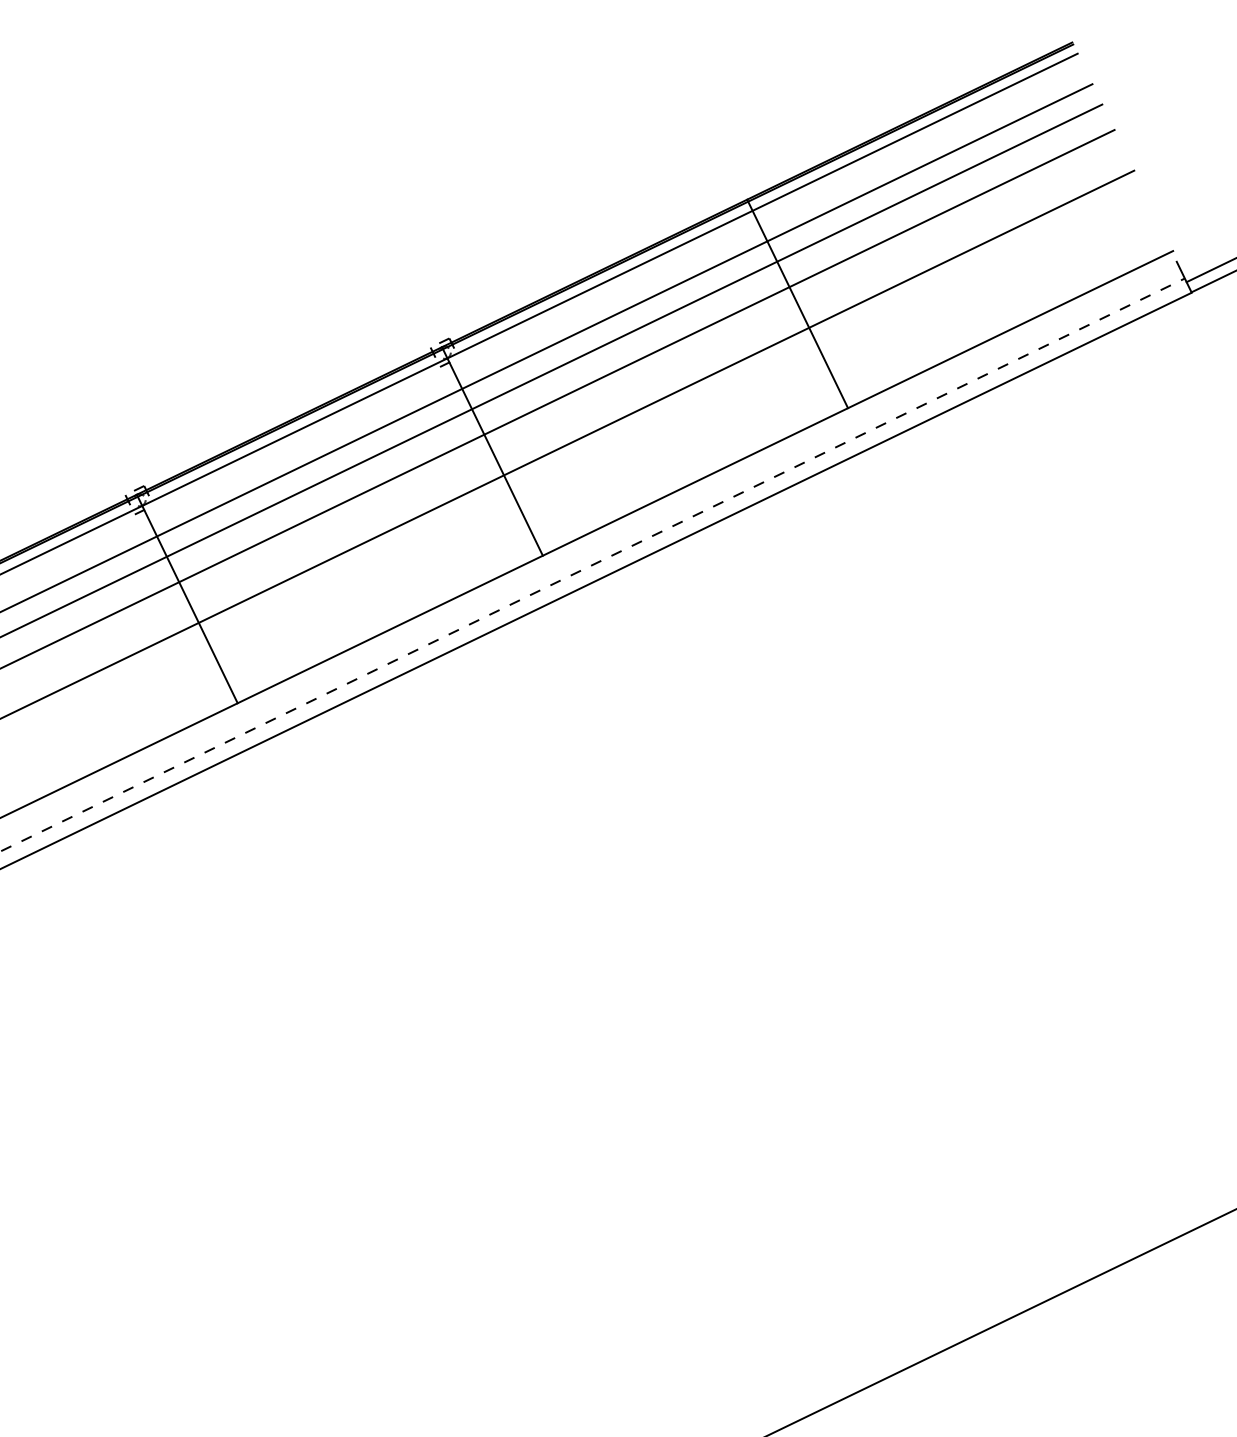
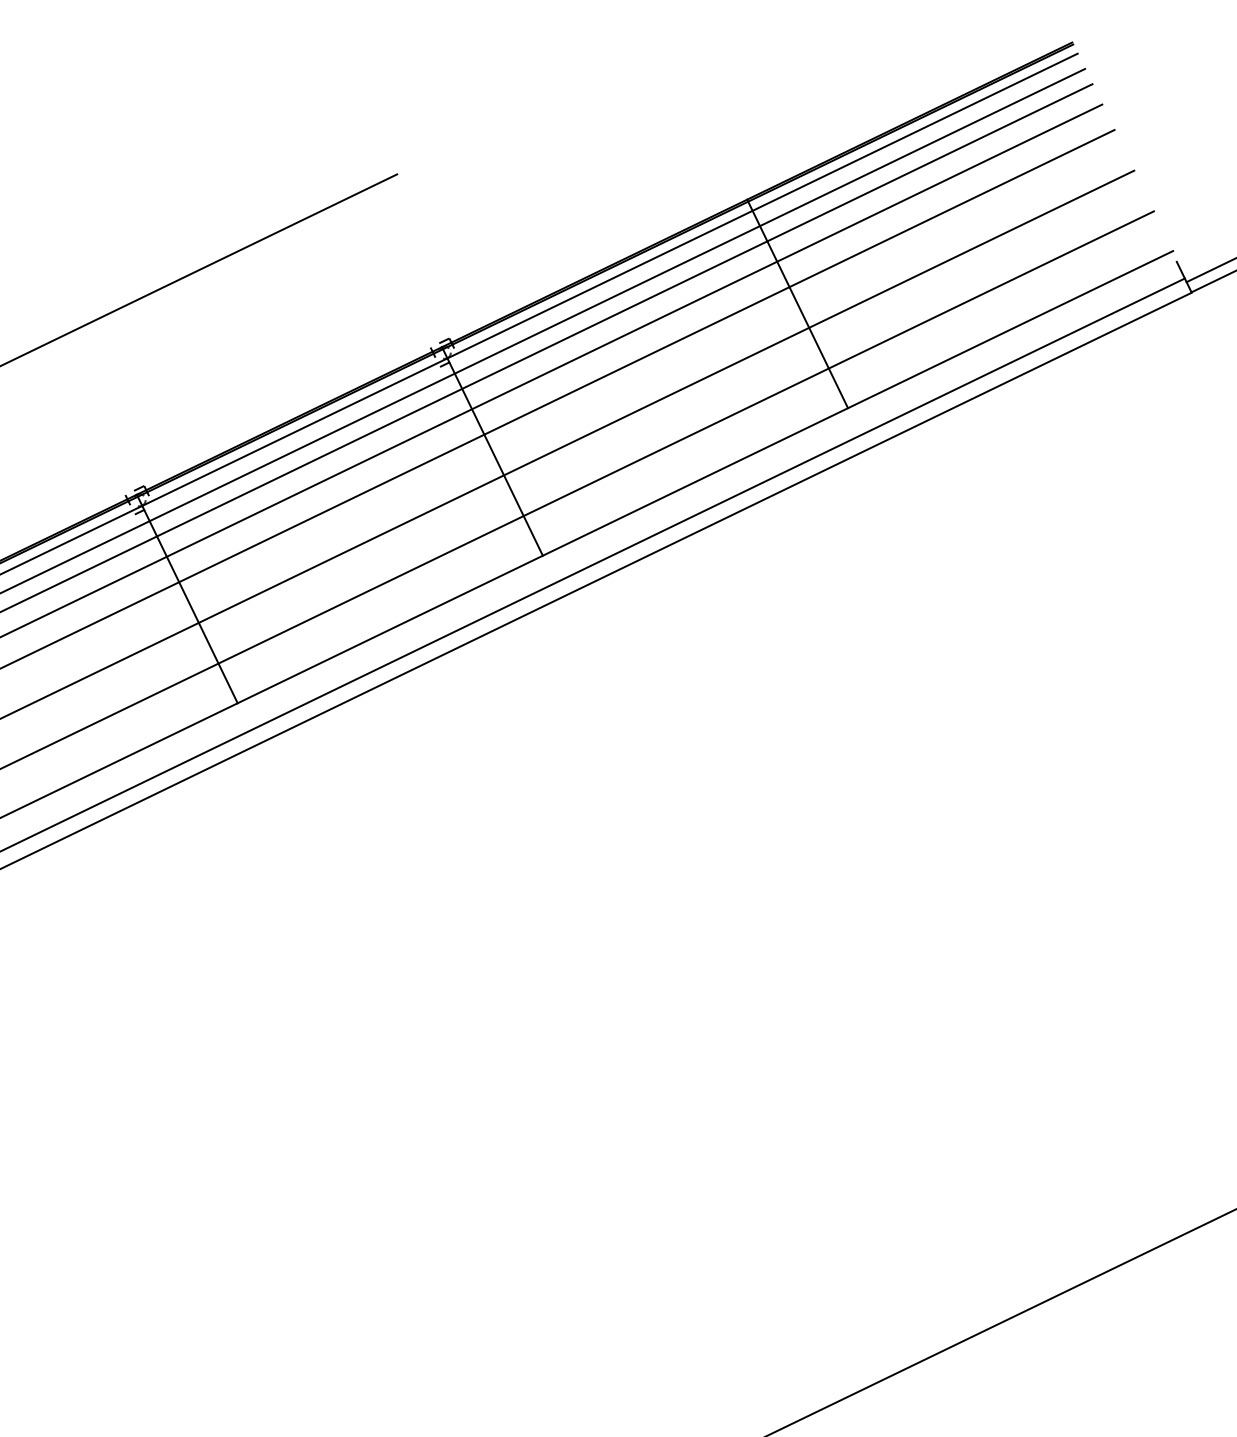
line: none -> present (199, 269)
line: none -> present (543, 330)
line: none -> present (577, 489)
line: dashed -> solid (592, 564)
